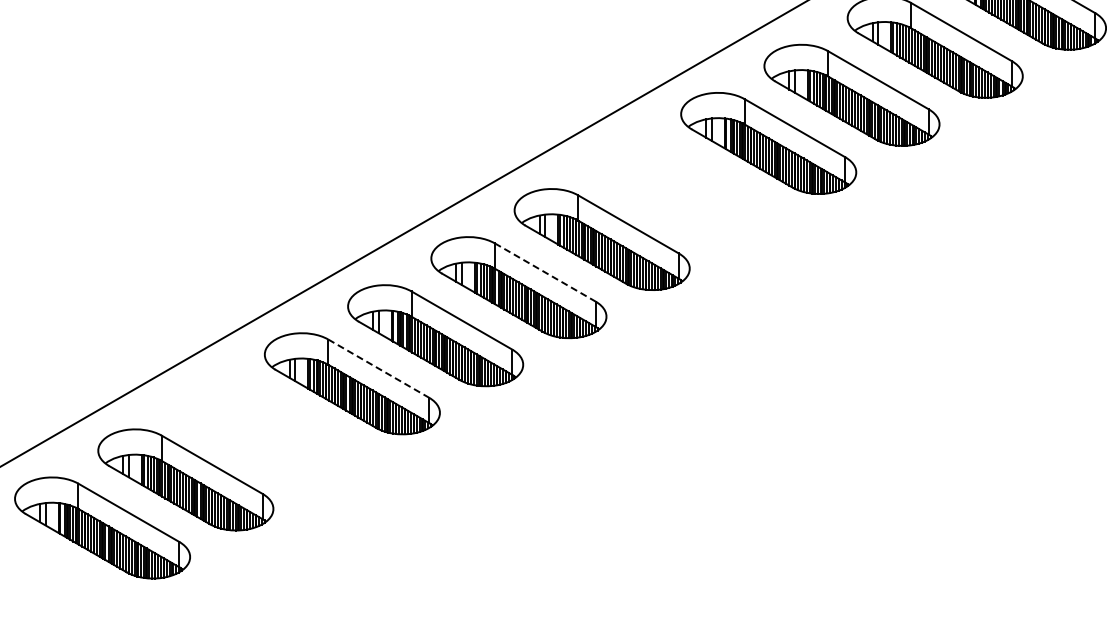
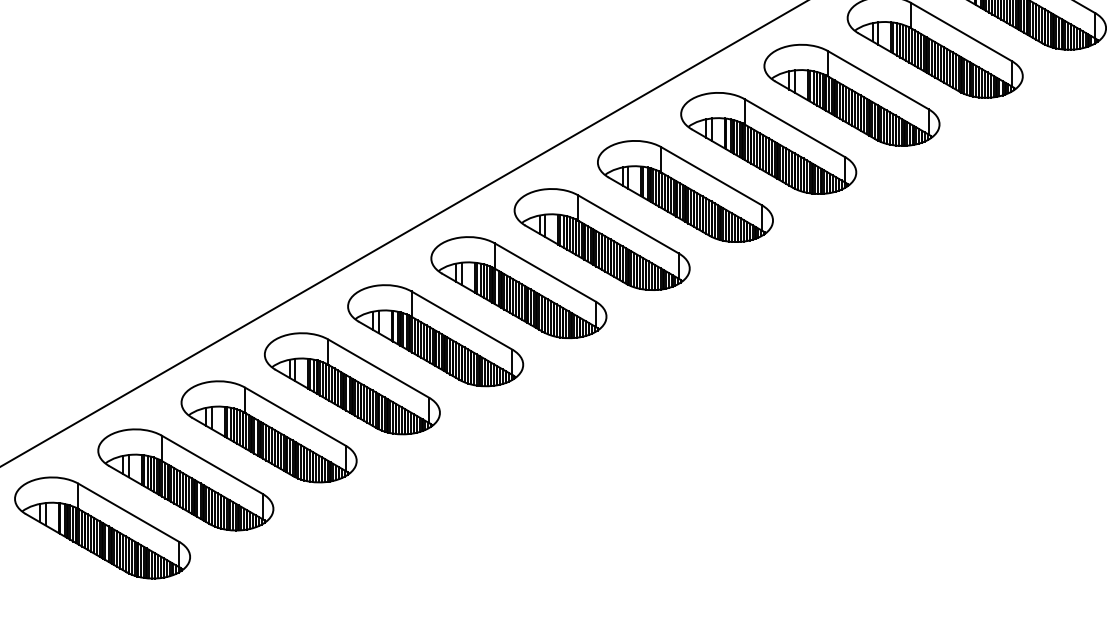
part: none -> present (685, 191)
line: dashed -> solid (545, 272)
line: dashed -> solid (379, 368)
part: none -> present (268, 431)
